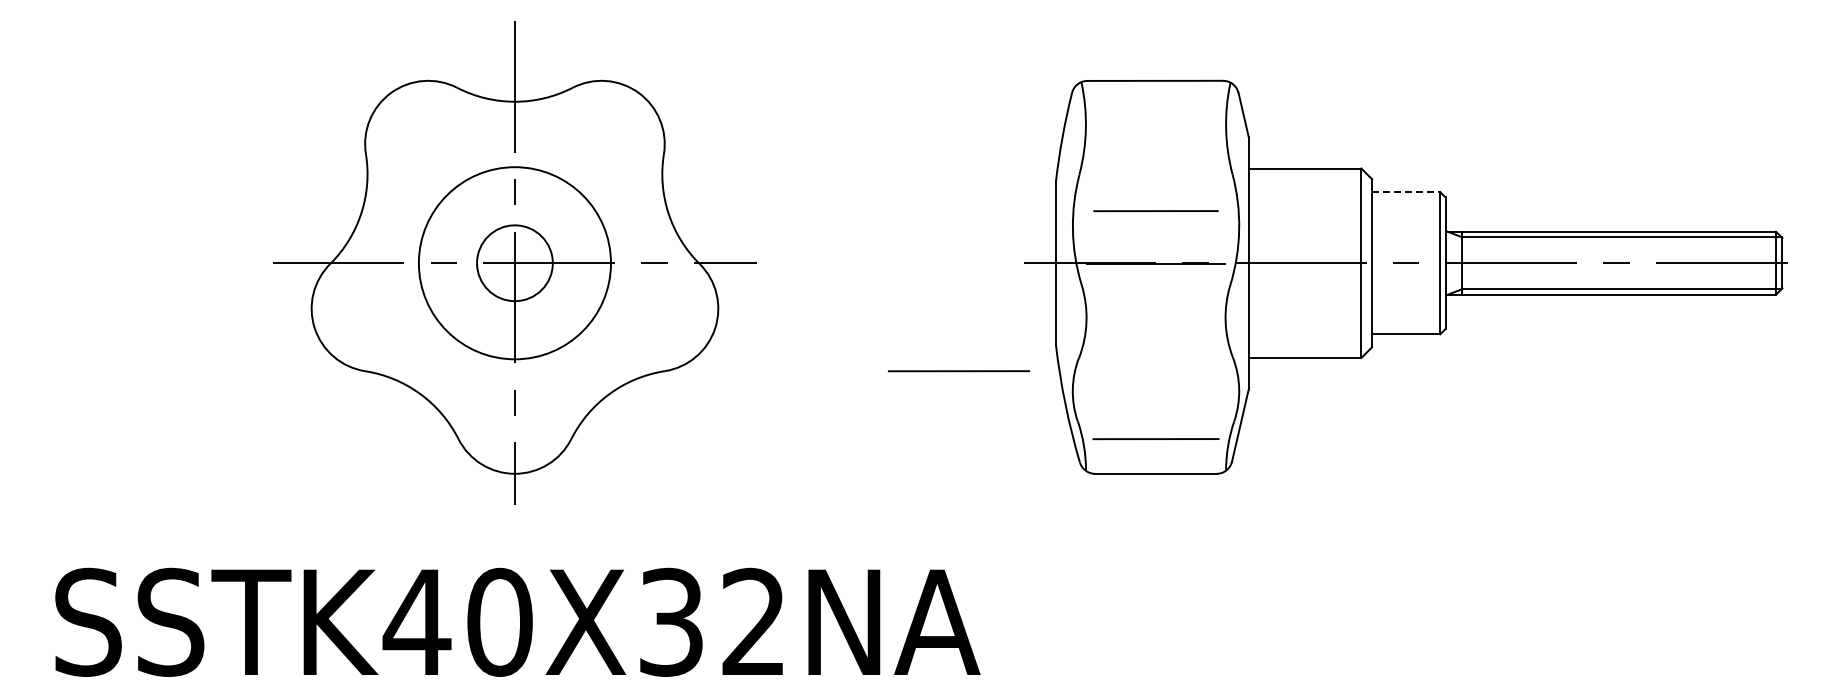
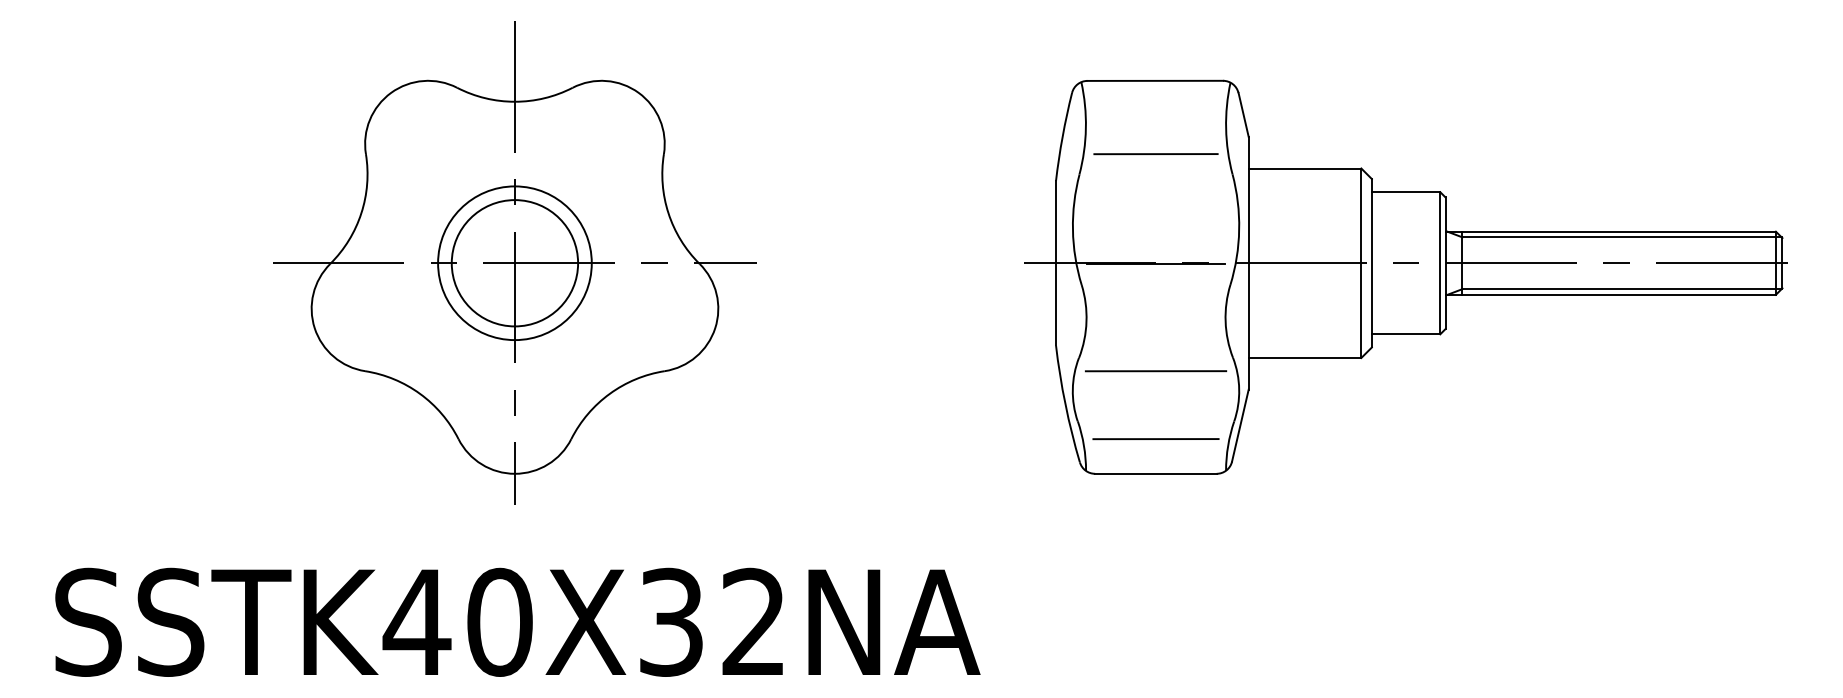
line: dashed -> solid (1406, 192)
line position: (1155, 211) -> (1155, 154) (1155, 154)
circle diameter: 192 px -> 154 px (514, 263)
circle diameter: 76 px -> 126 px (514, 263)
line position: (959, 371) -> (1156, 371) (1156, 371)
